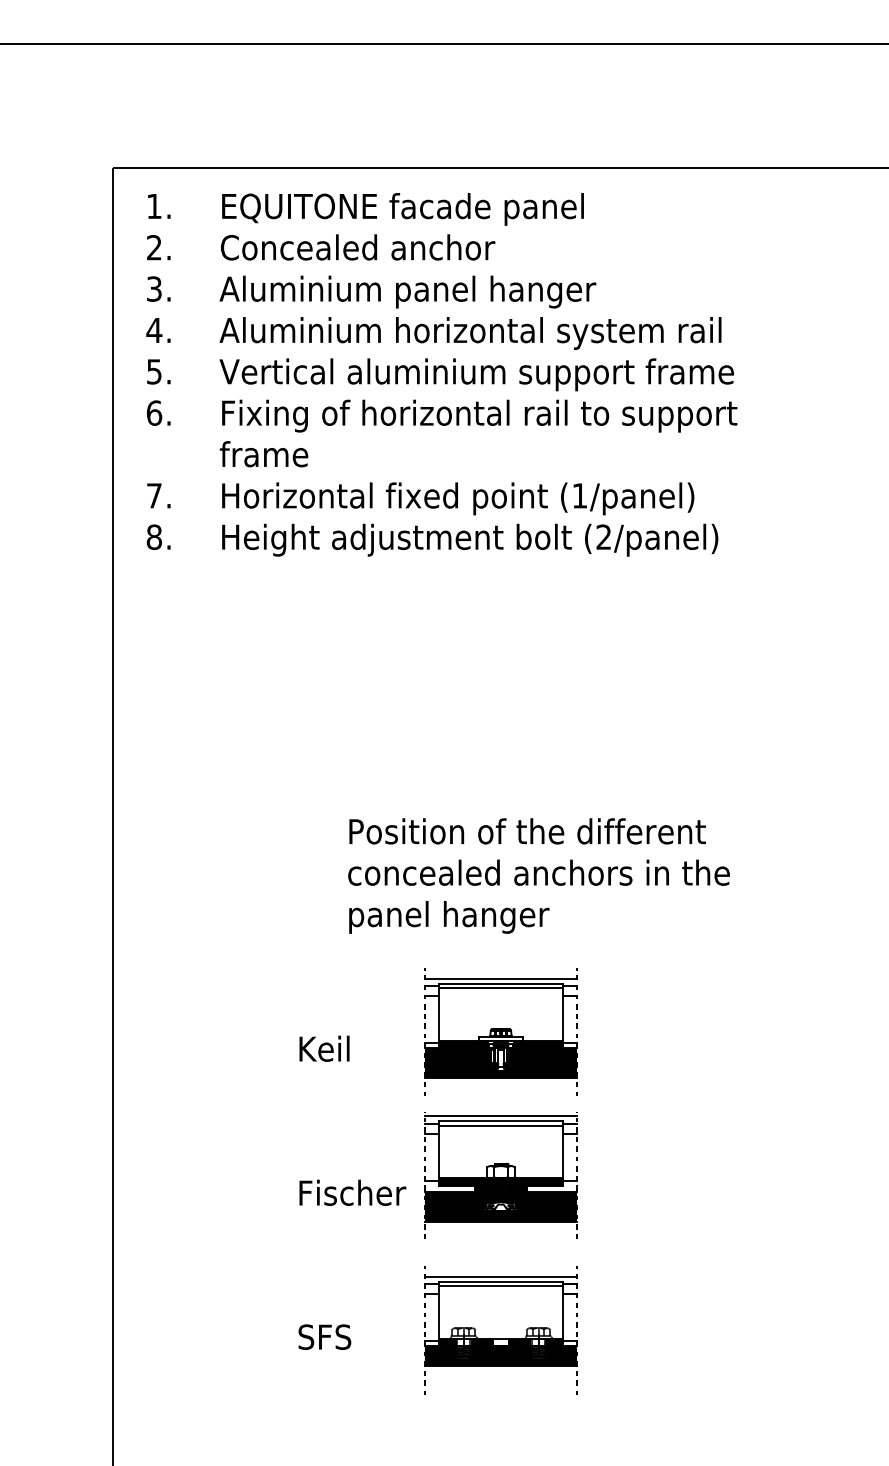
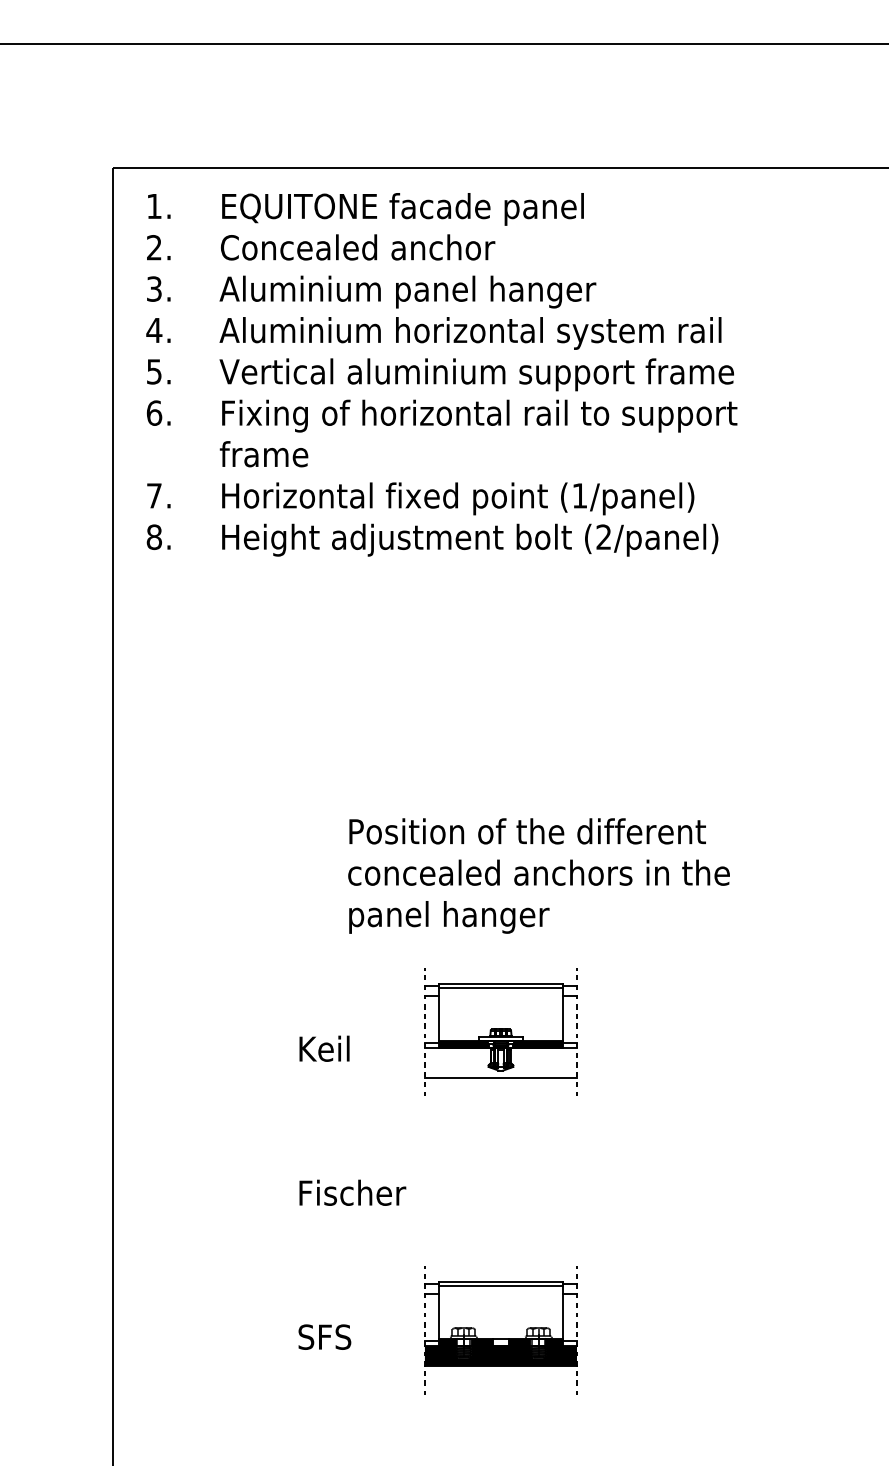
line: present -> none (500, 978)
fill: present -> none (500, 1062)
part: present -> none (500, 1175)
line: present -> none (500, 1276)
